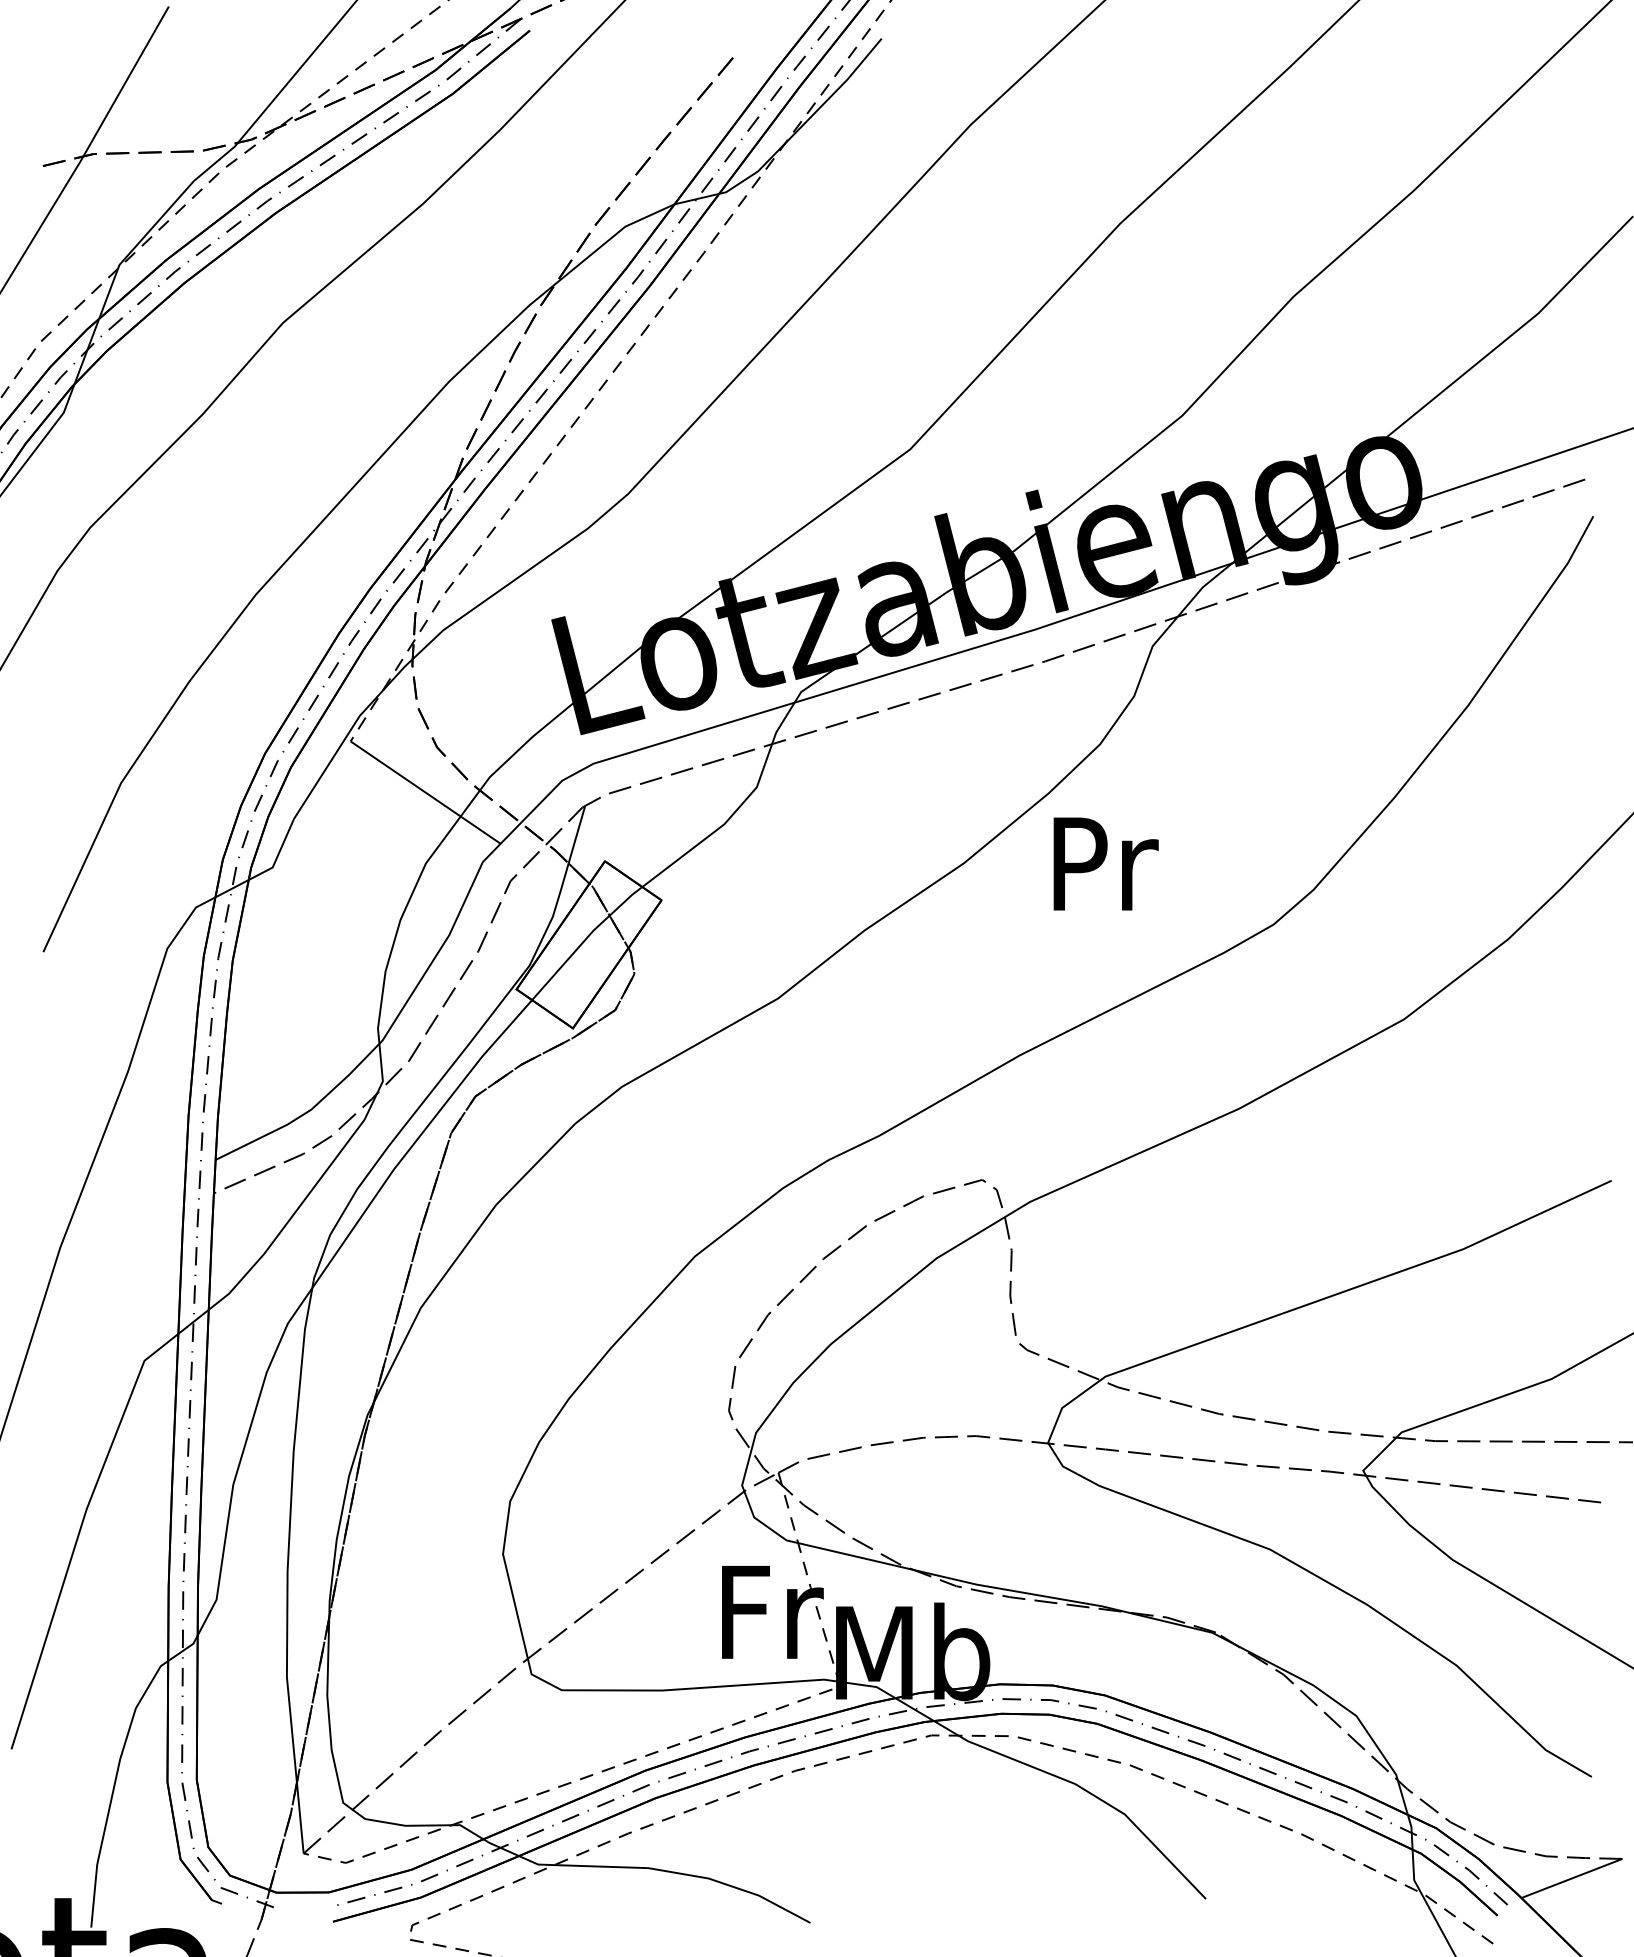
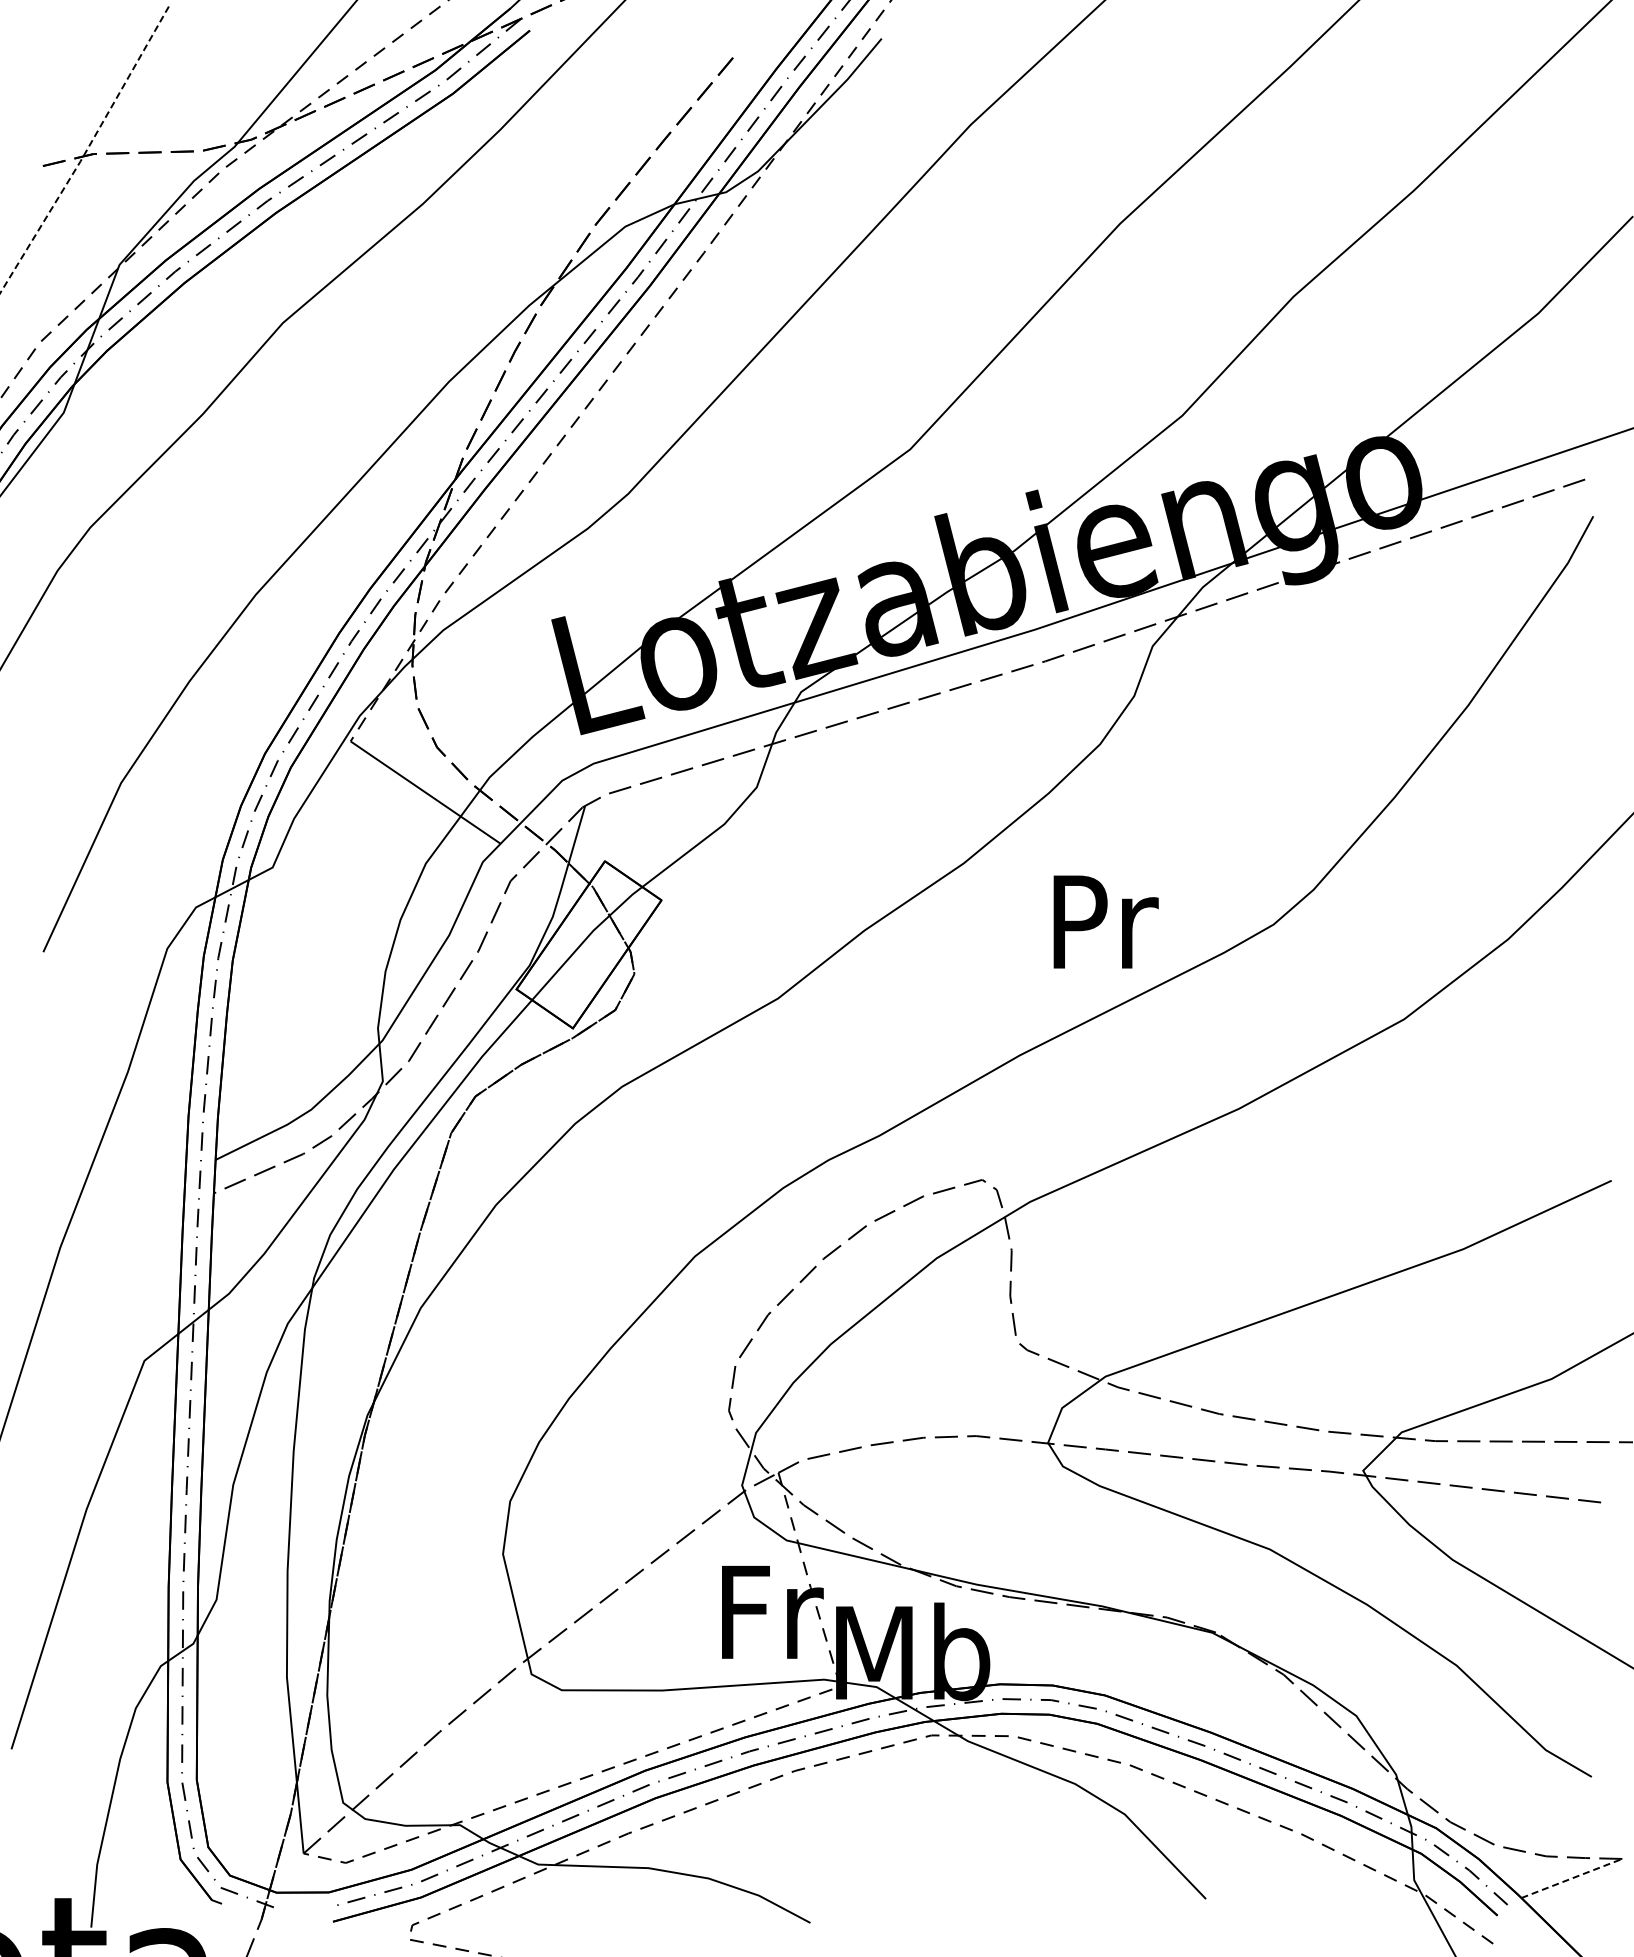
line: solid -> dashed (86, 151)
text position: (1105, 863) -> (1105, 921) (1105, 921)
line: solid -> dashed (1572, 1878)
